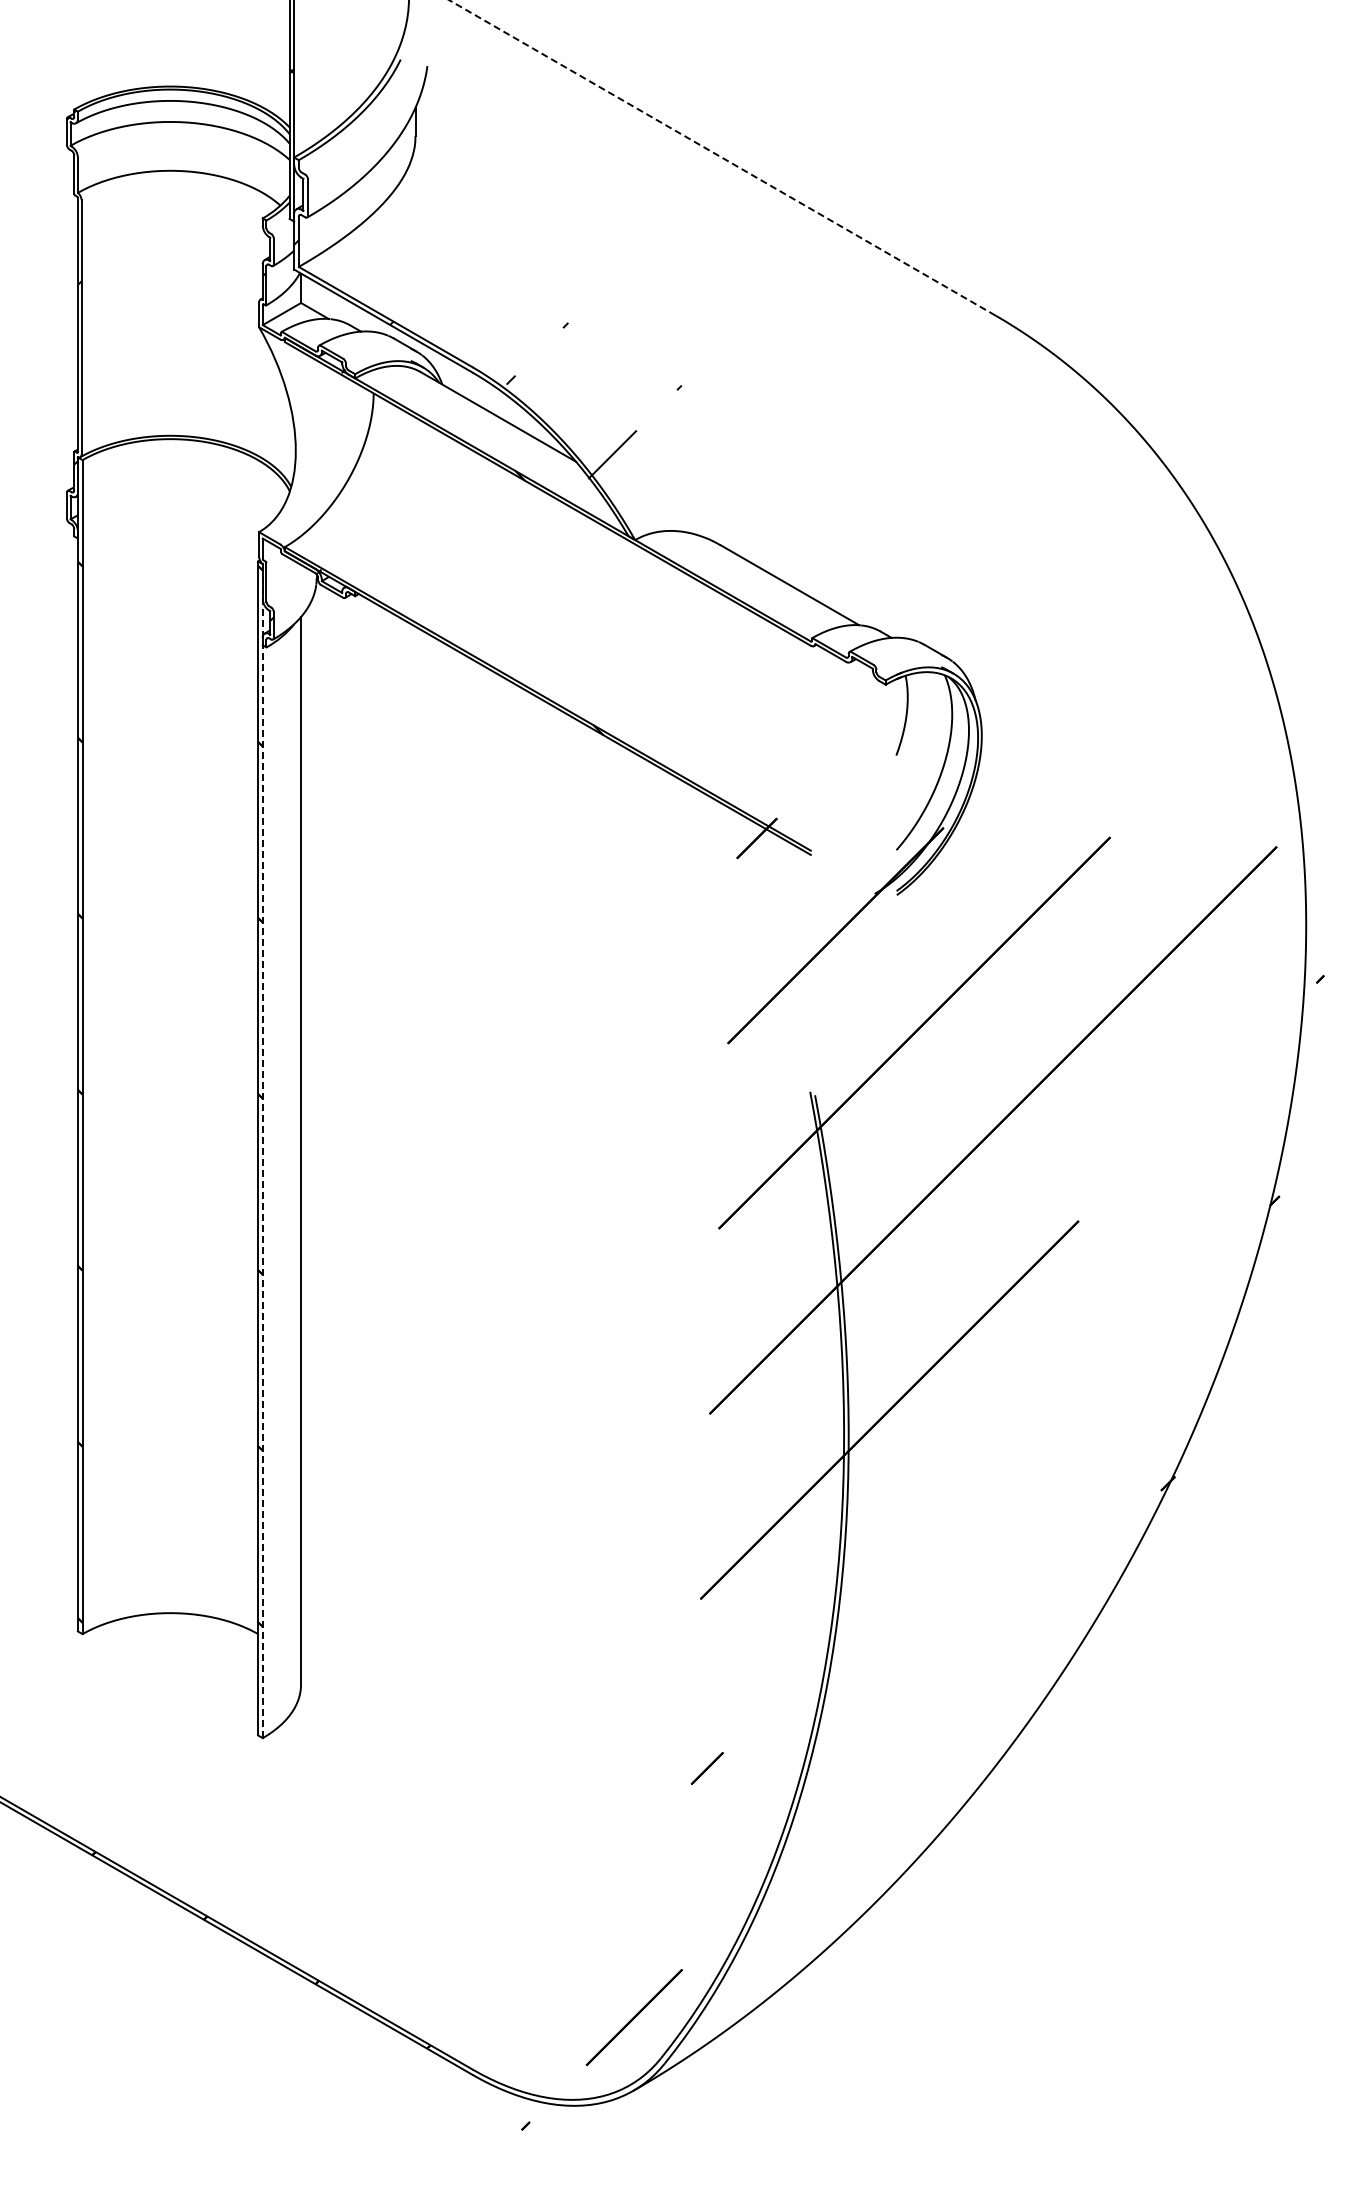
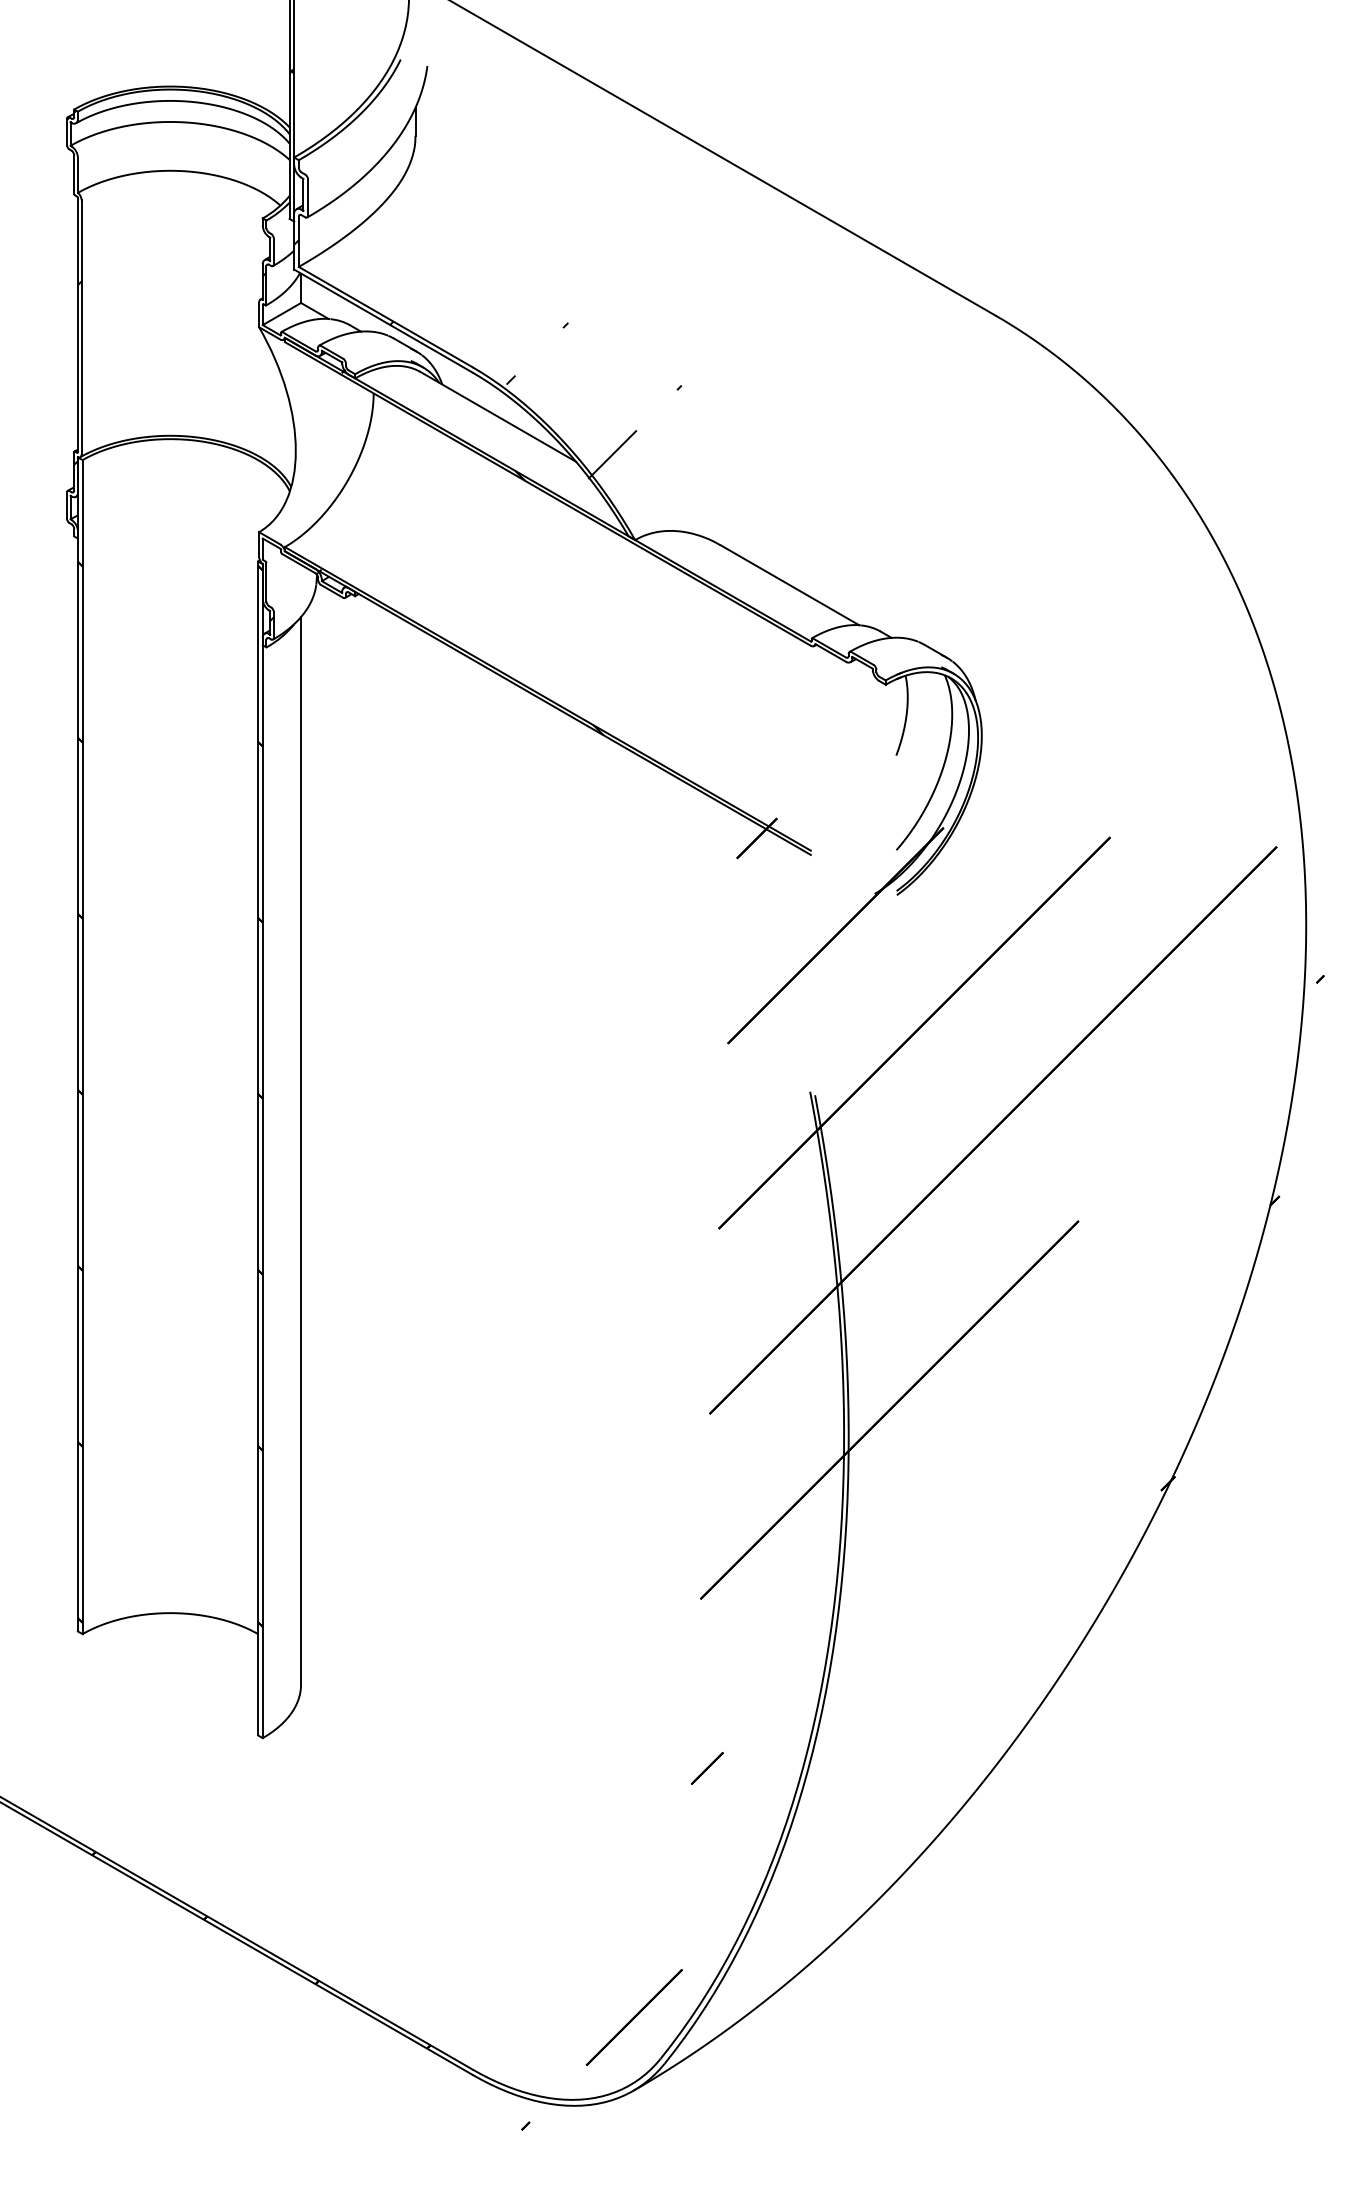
line: dashed -> solid (721, 157)
line: dashed -> solid (262, 1151)
